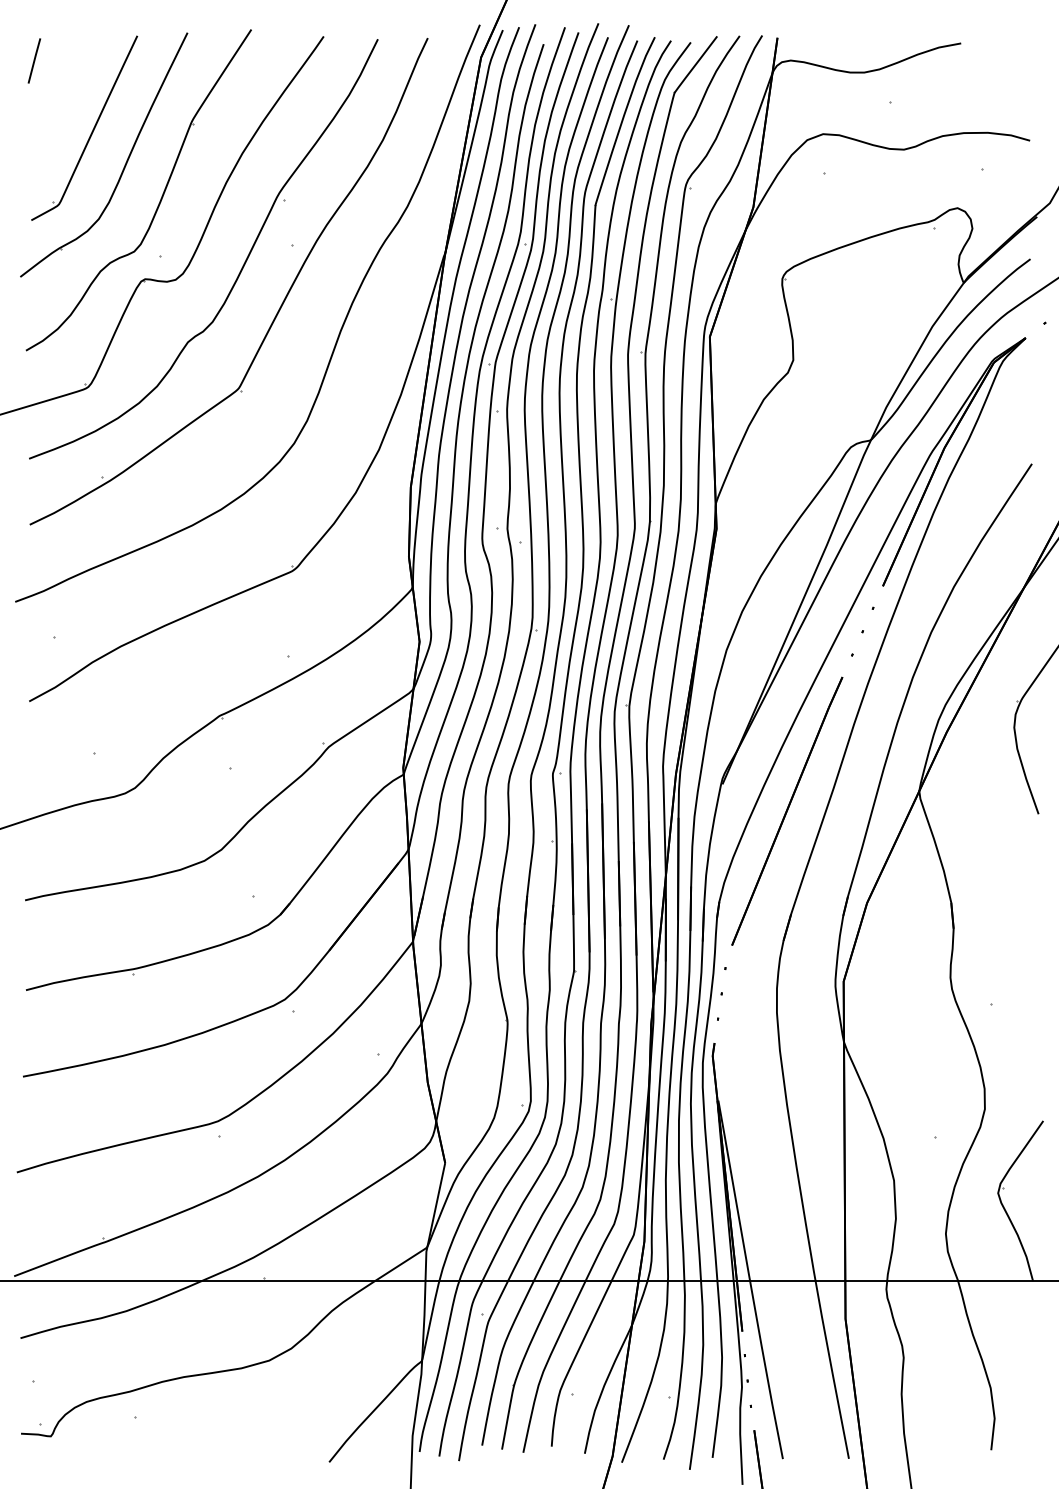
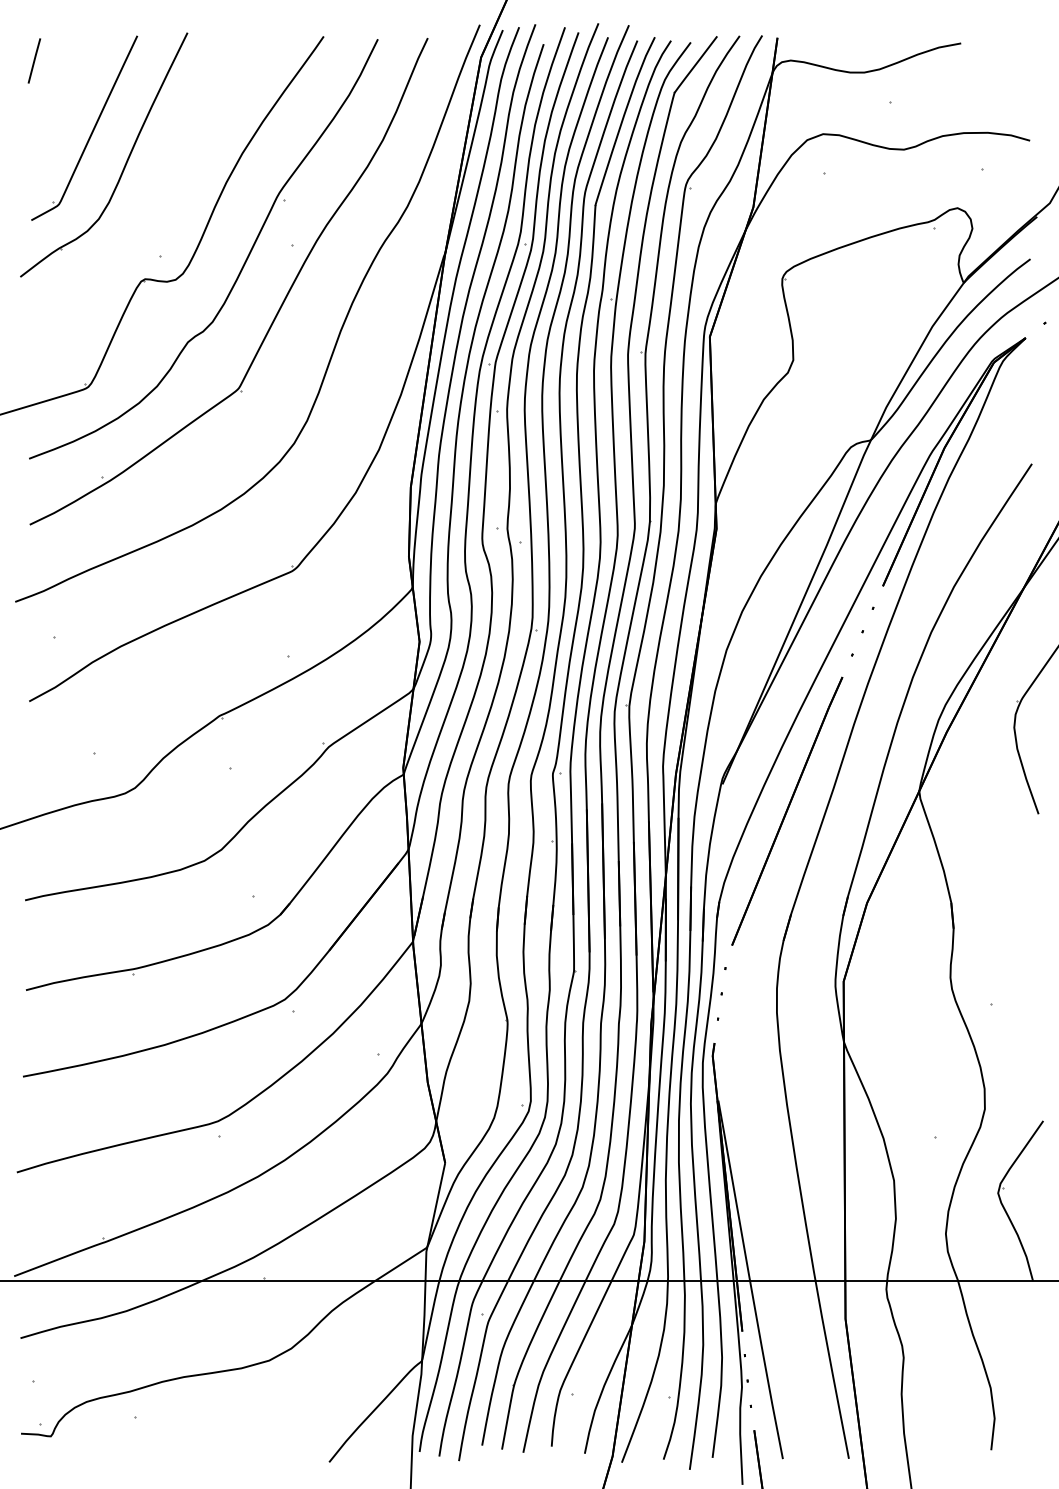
part: present -> none (160, 198)
